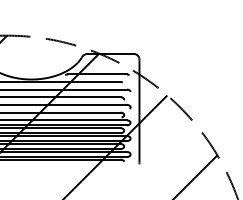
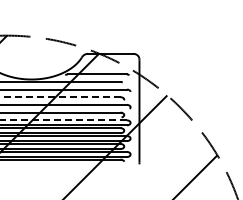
line: solid -> dashed (60, 97)
line: solid -> dashed (62, 120)
